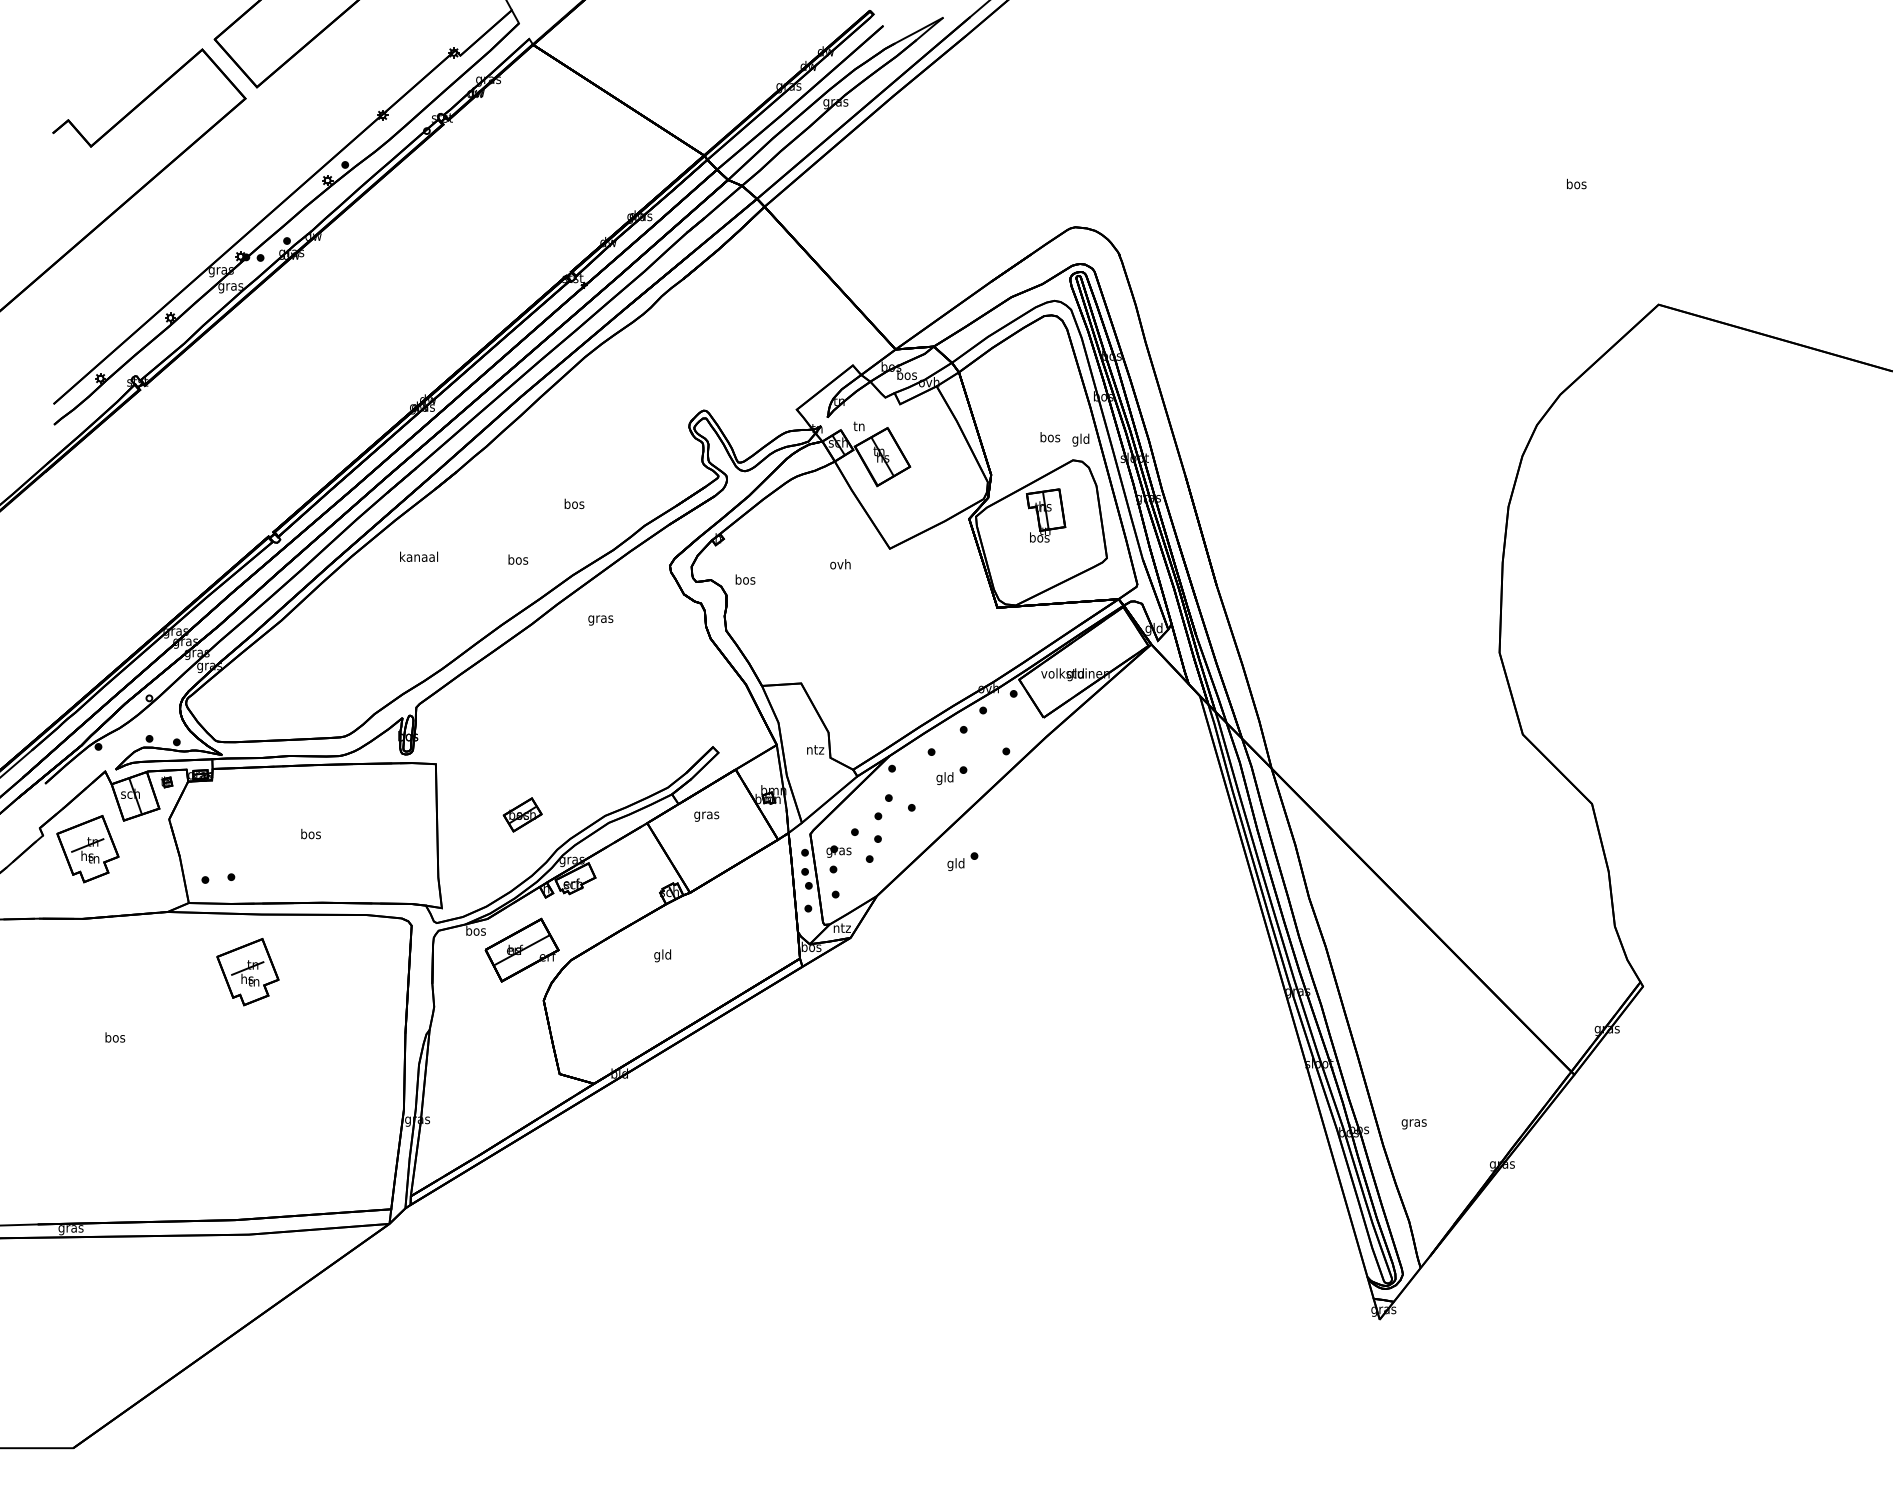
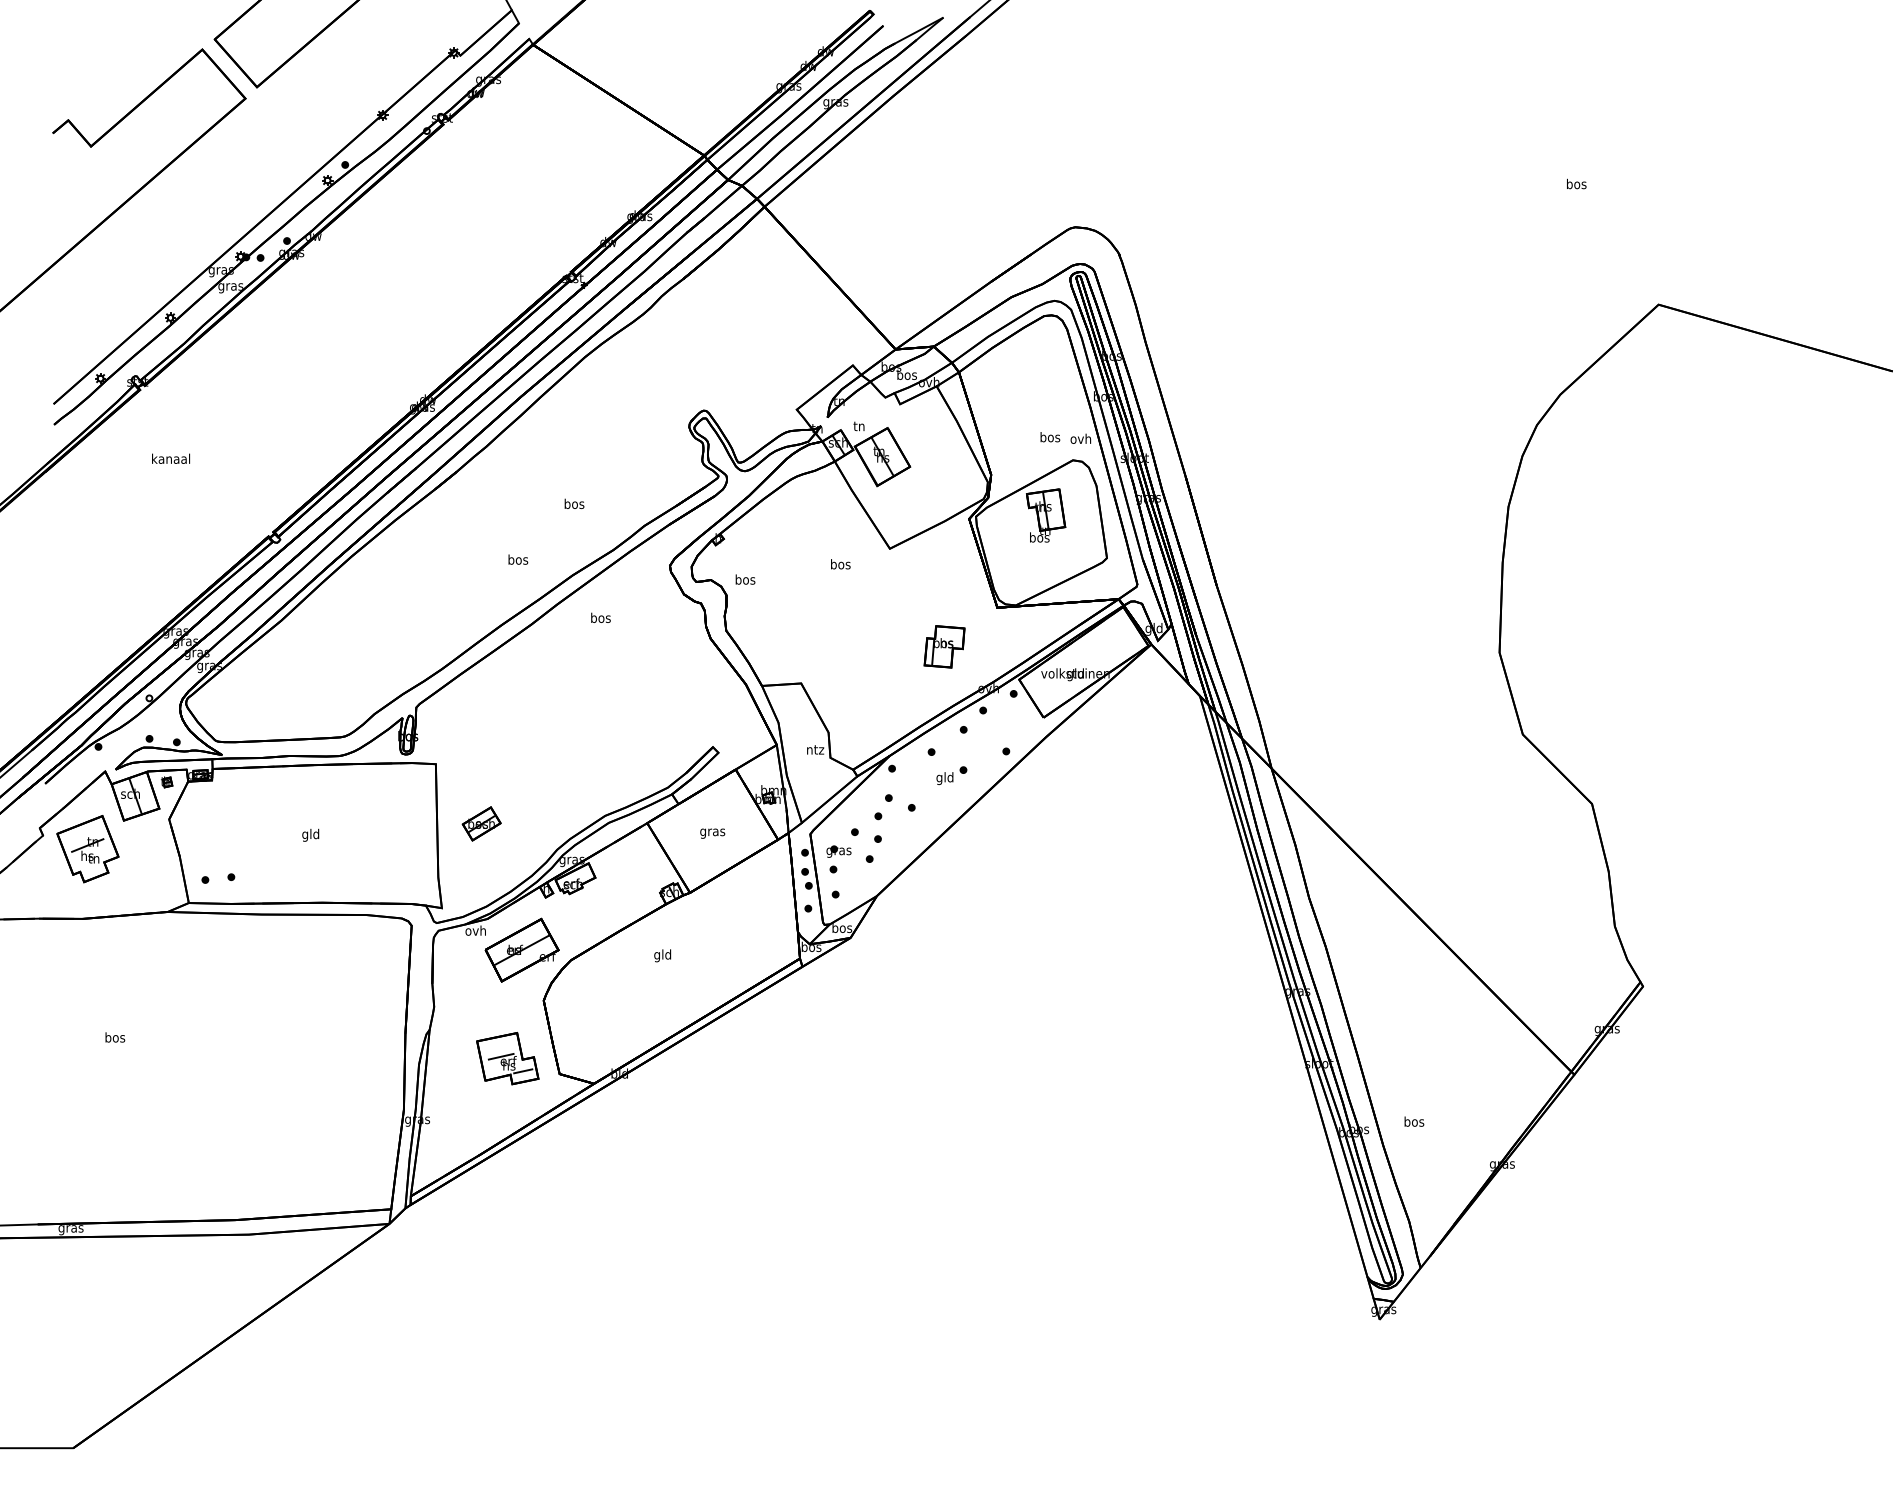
text: gld -> ovh (1080, 439)
text position: (418, 556) -> (170, 458) (170, 458)
text: ovh -> bos (840, 564)
text: gras -> bos (600, 618)
part: none -> present (944, 646)
part position: (522, 814) -> (481, 823) (481, 823)
text position: (706, 816) -> (712, 833) (712, 833)
text: bos -> gld (310, 834)
part: present -> none (962, 861)
text: ntz -> bos (842, 928)
text: bos -> ovh (475, 930)
part: present -> none (247, 972)
part: none -> present (507, 1058)
text: gras -> bos (1413, 1122)
